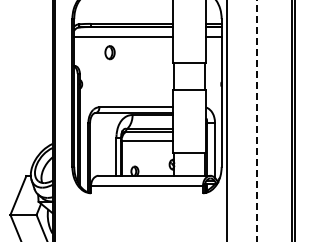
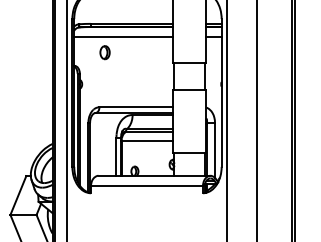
part position: (109, 52) -> (104, 52) (104, 52)
line: none -> present (67, 120)
line: dashed -> solid (256, 120)
